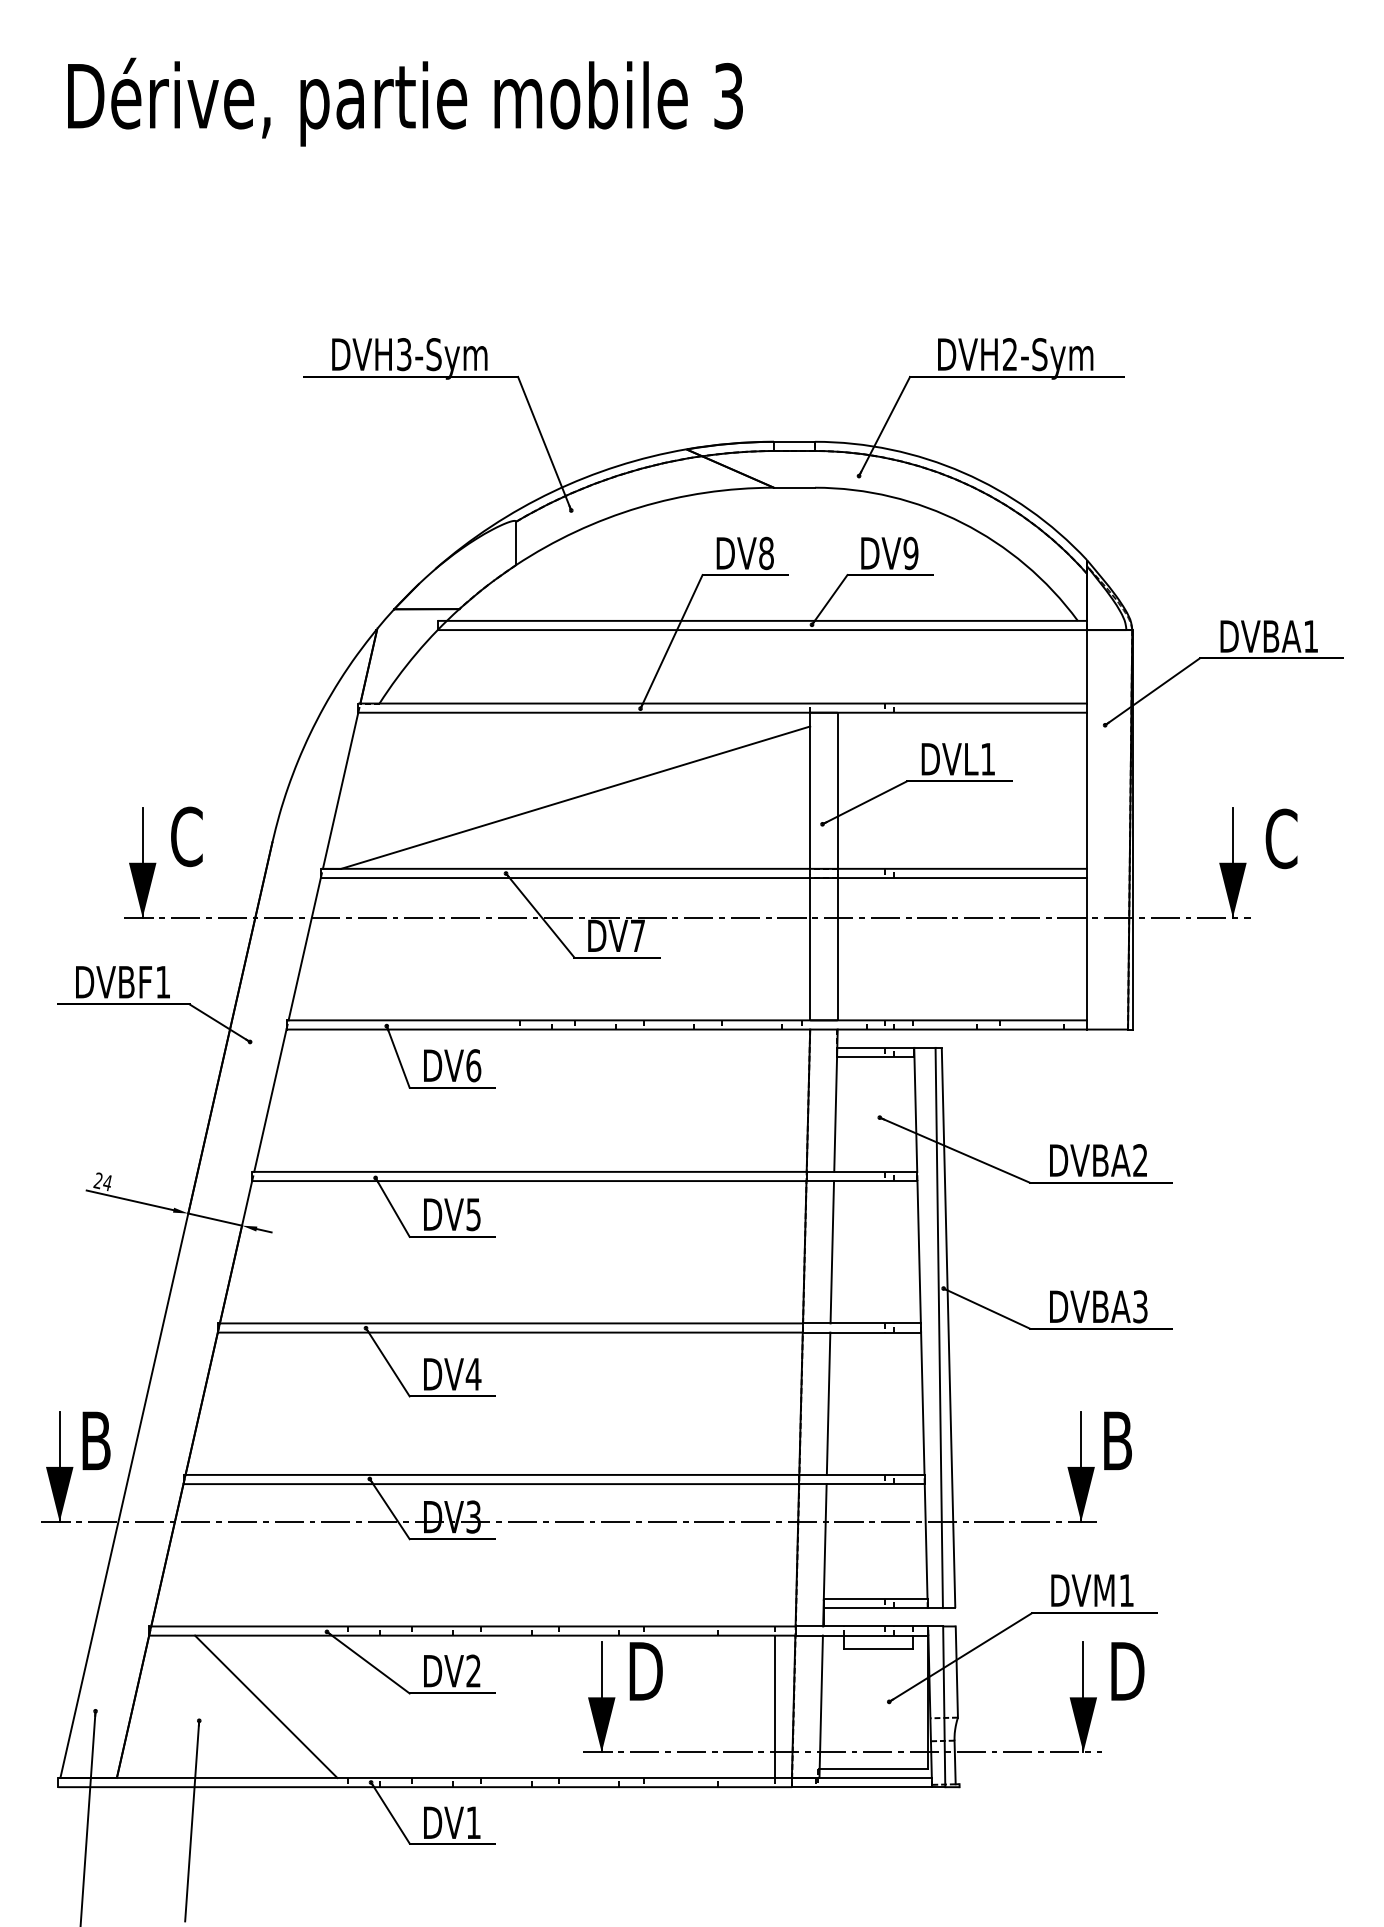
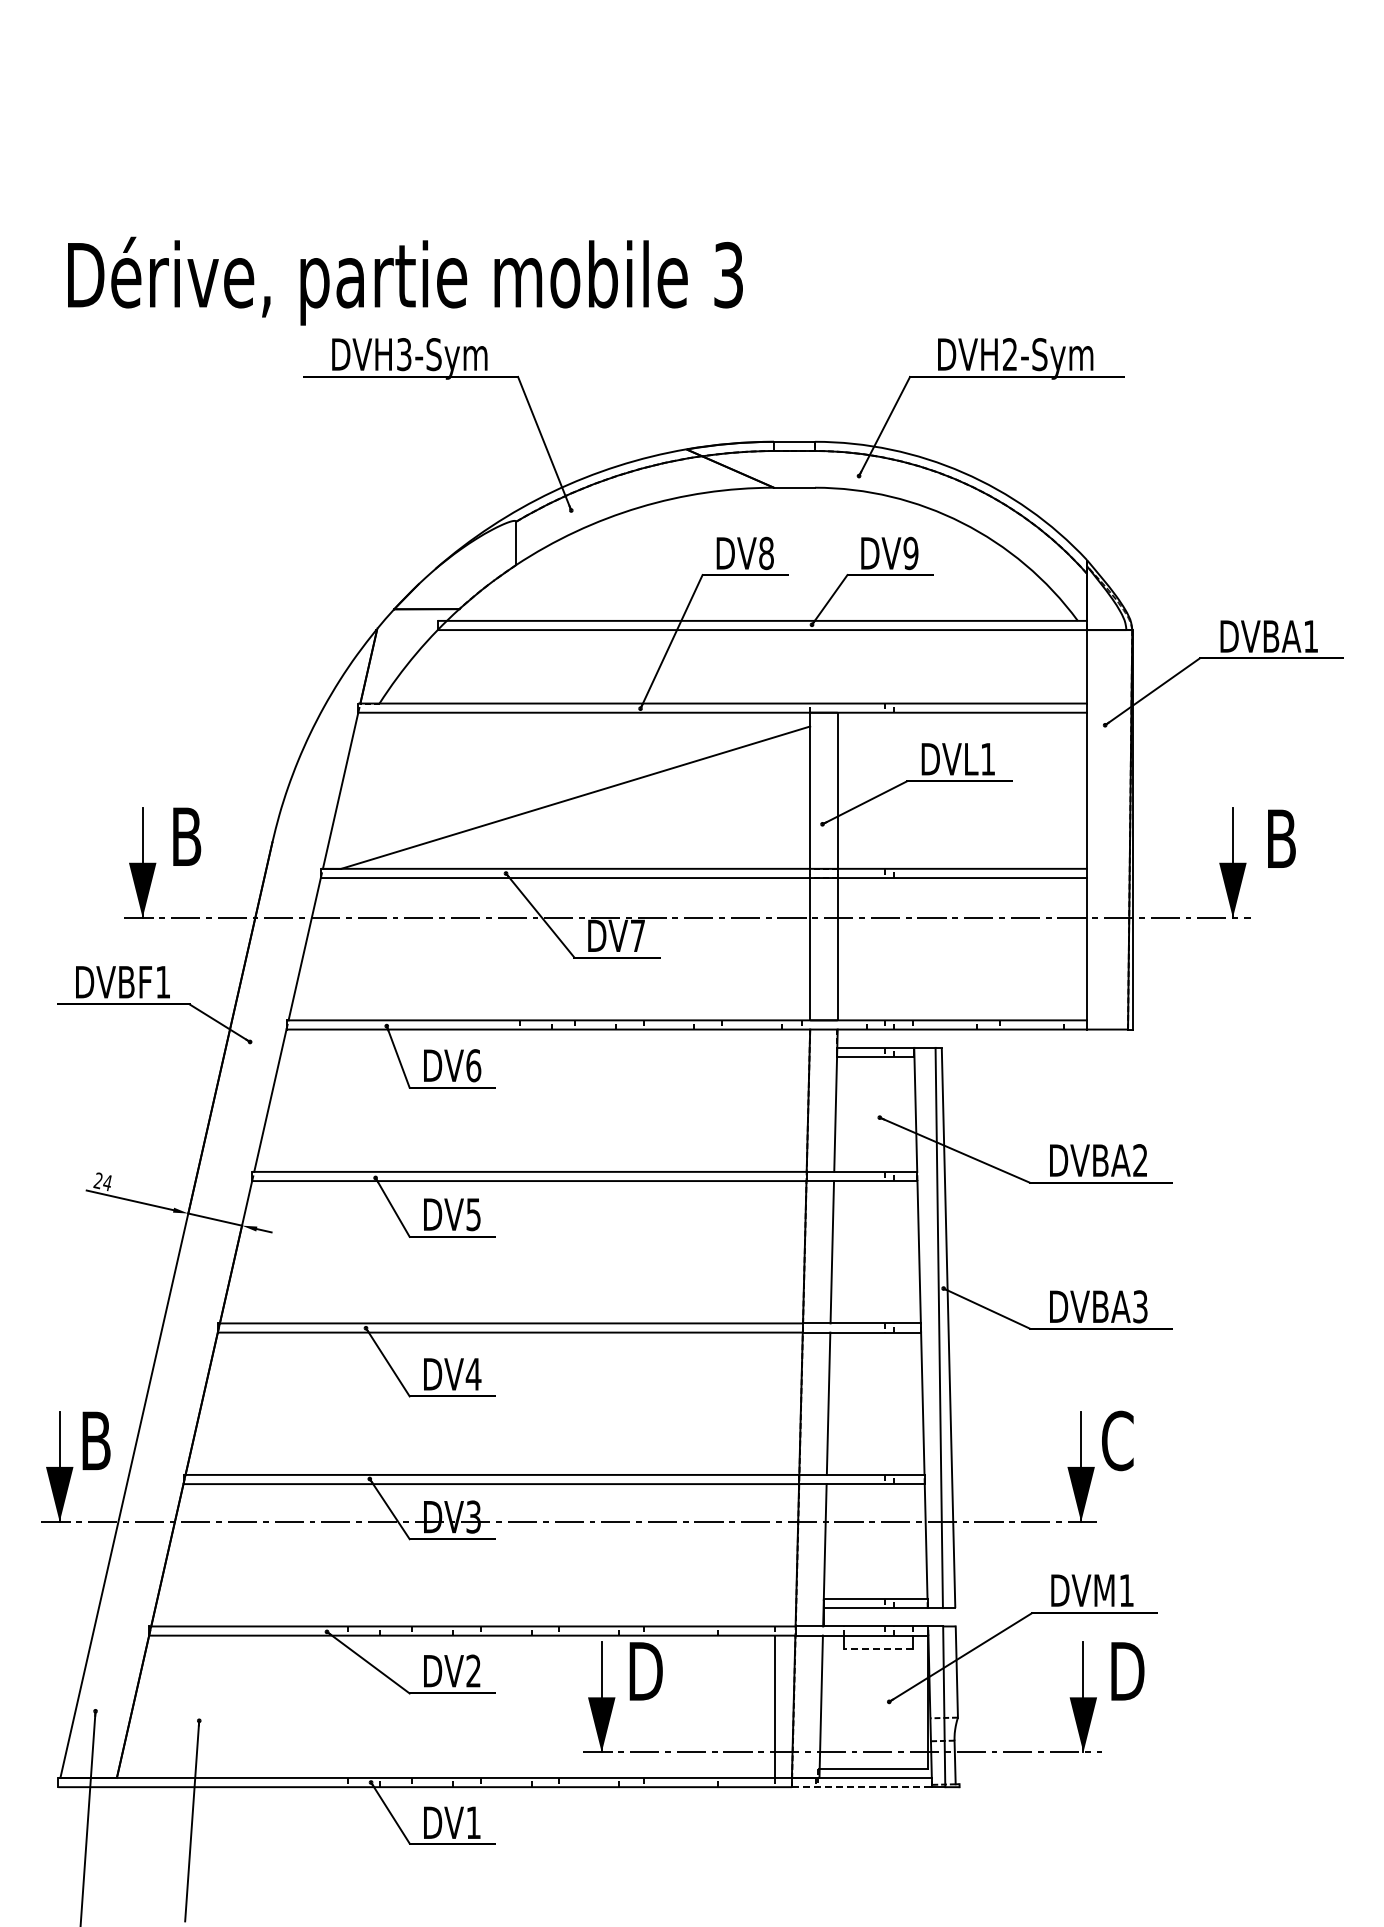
text position: (405, 101) -> (405, 280) (405, 280)
text: C -> B (186, 836)
text: C -> B (1281, 838)
text: B -> C (1117, 1440)
line: solid -> dashed (877, 1649)
line: present -> none (266, 1706)
line: solid -> dashed (862, 1787)
